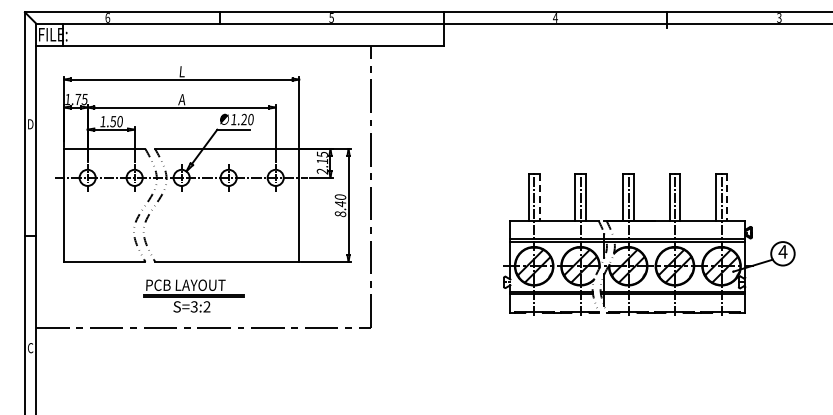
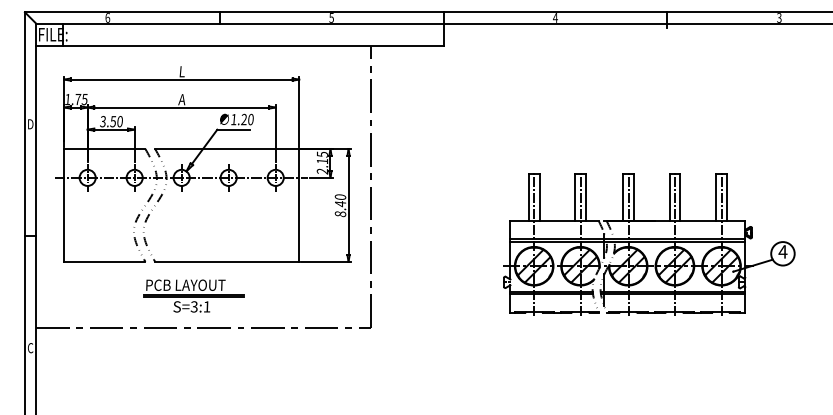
text: 1.50 -> 3.50 (102, 121)
line: dashed -> solid (539, 197)
line: dashed -> solid (726, 197)
text: S=3:2 -> S=3:1 (206, 306)
